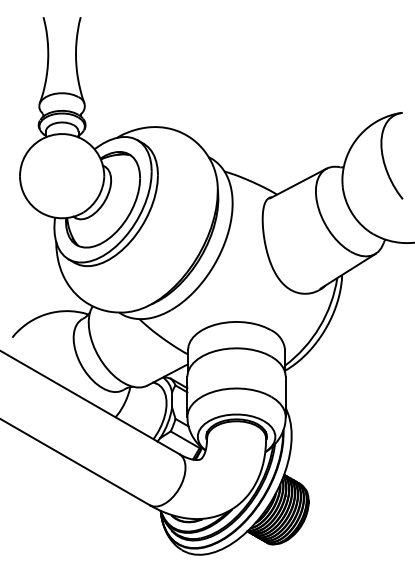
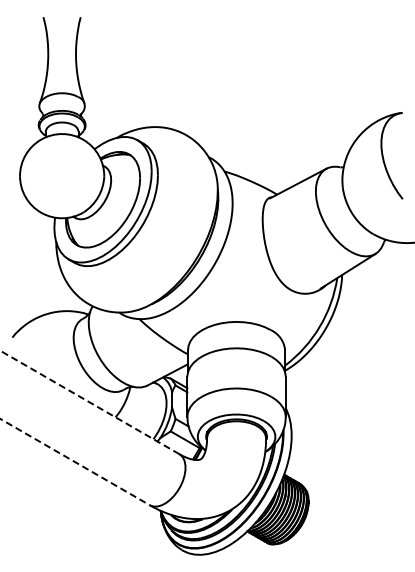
line: solid -> dashed (89, 402)
line: solid -> dashed (75, 462)
